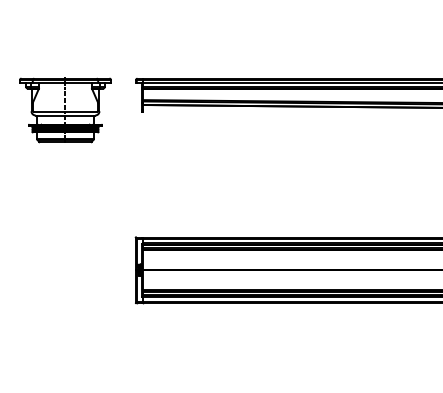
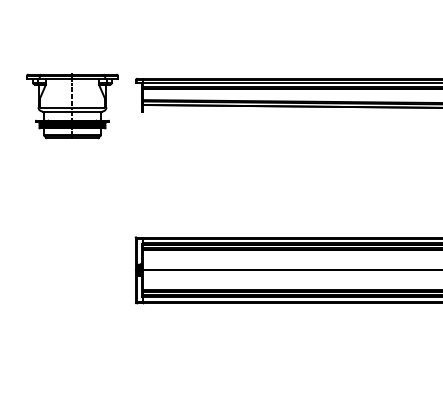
part position: (65, 110) -> (72, 106) (72, 106)
